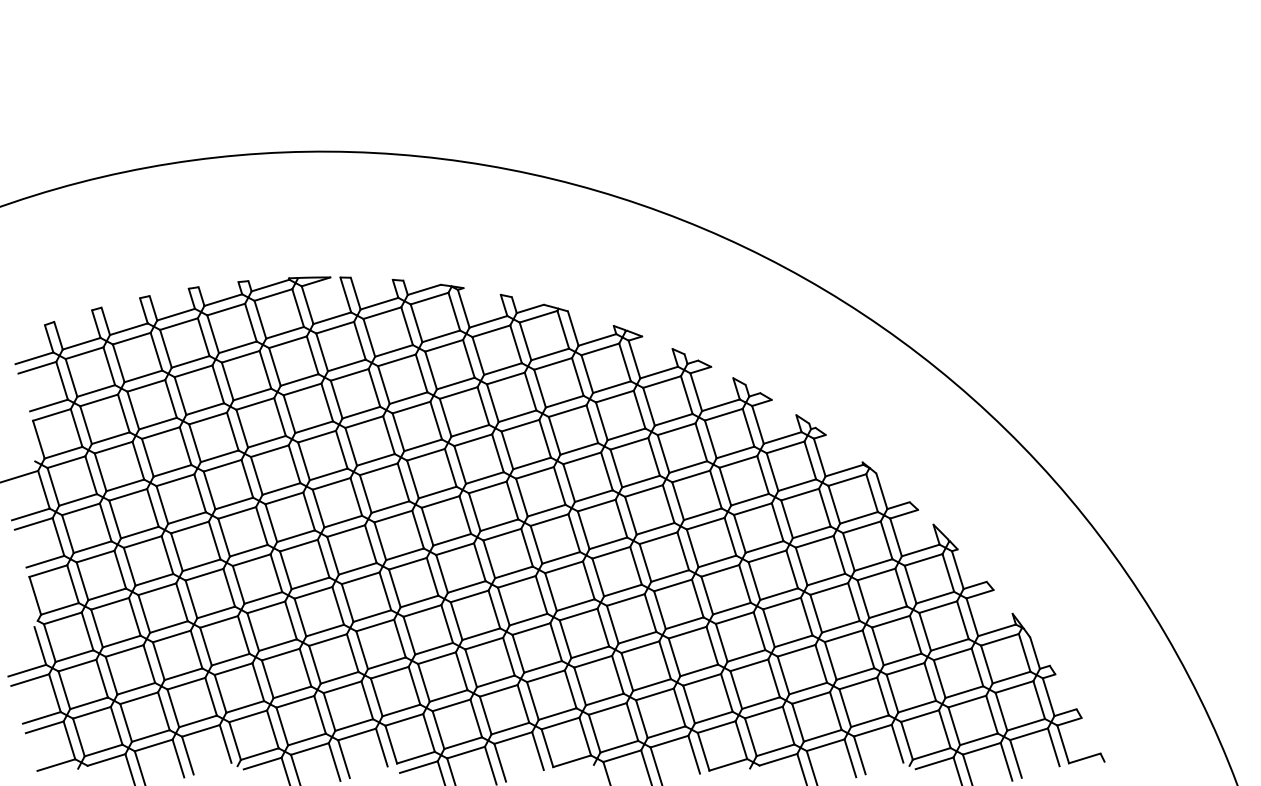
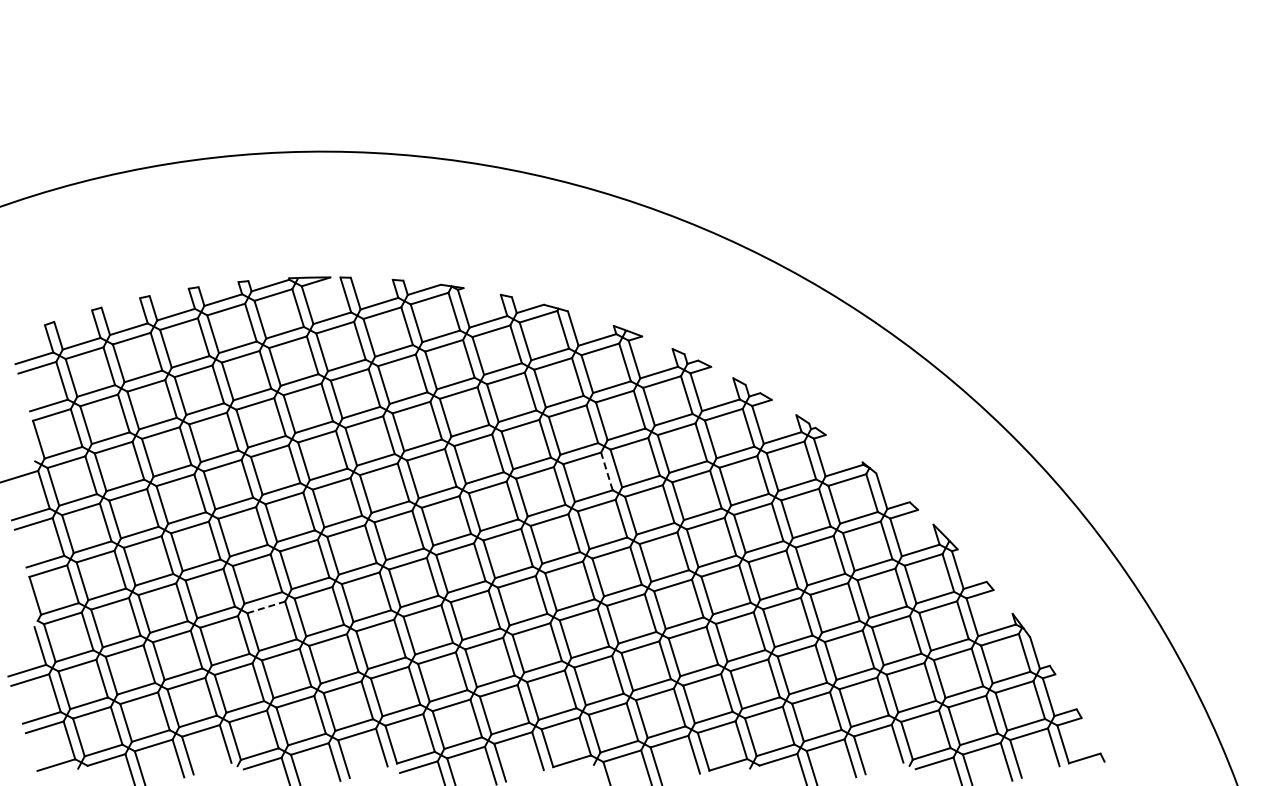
line: solid -> dashed (606, 471)
line: solid -> dashed (266, 607)
